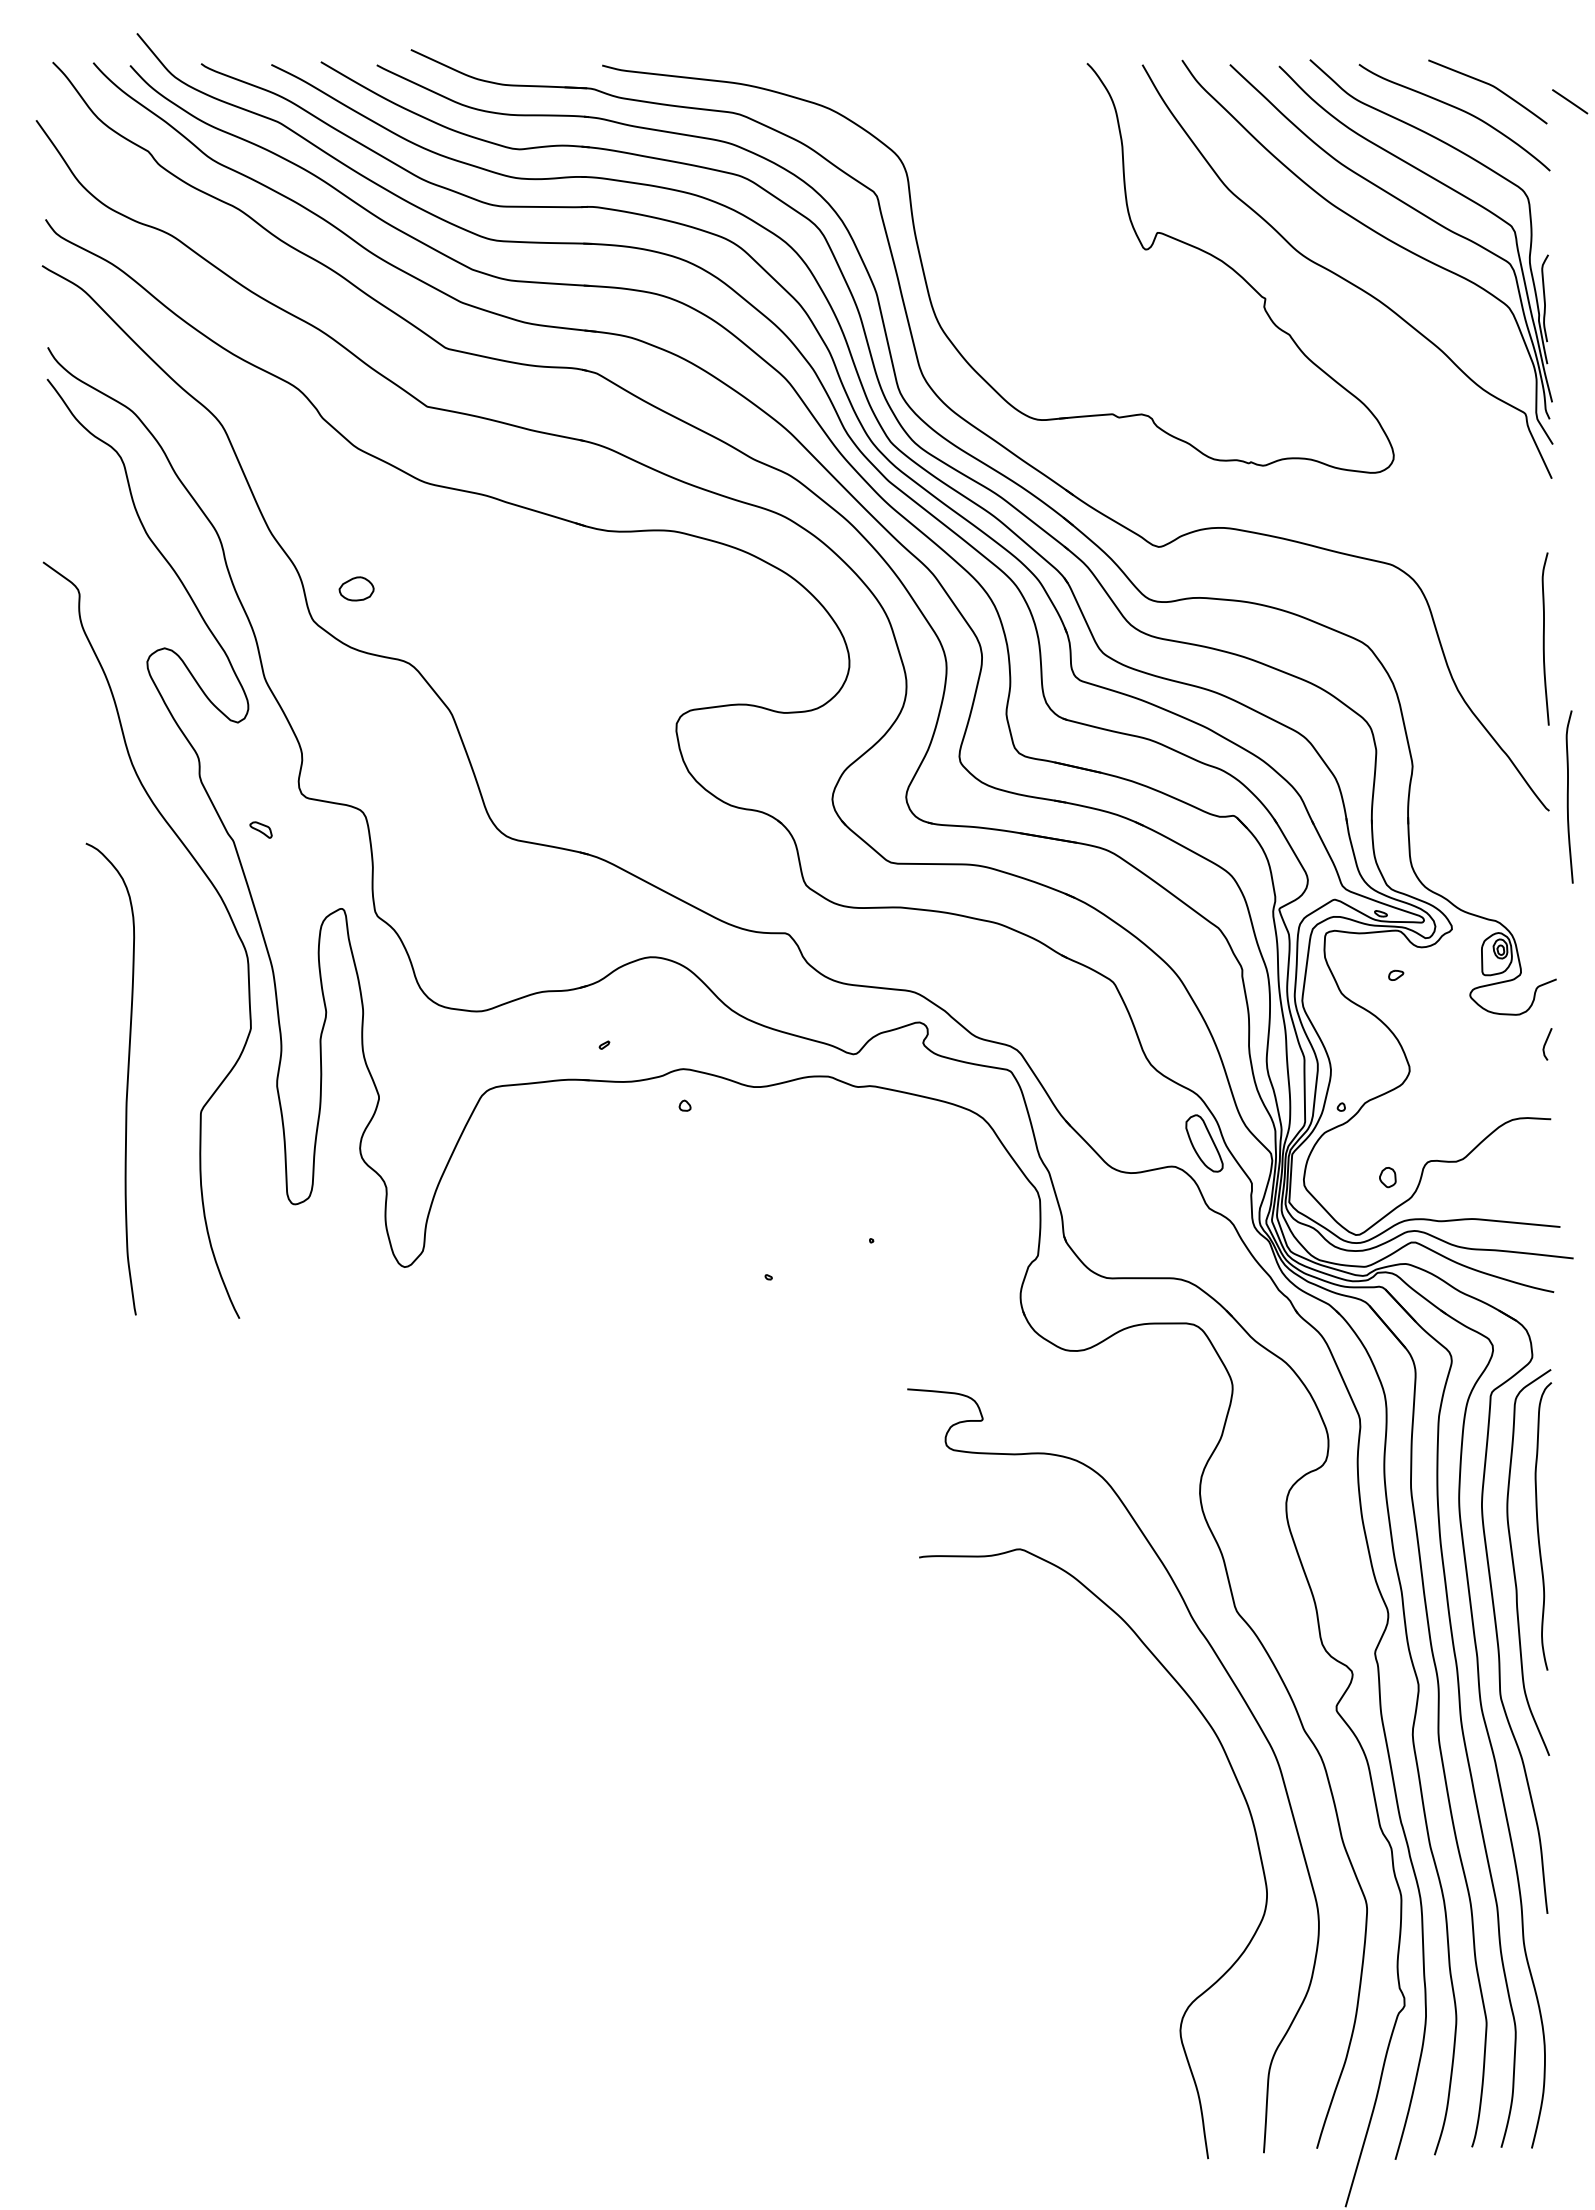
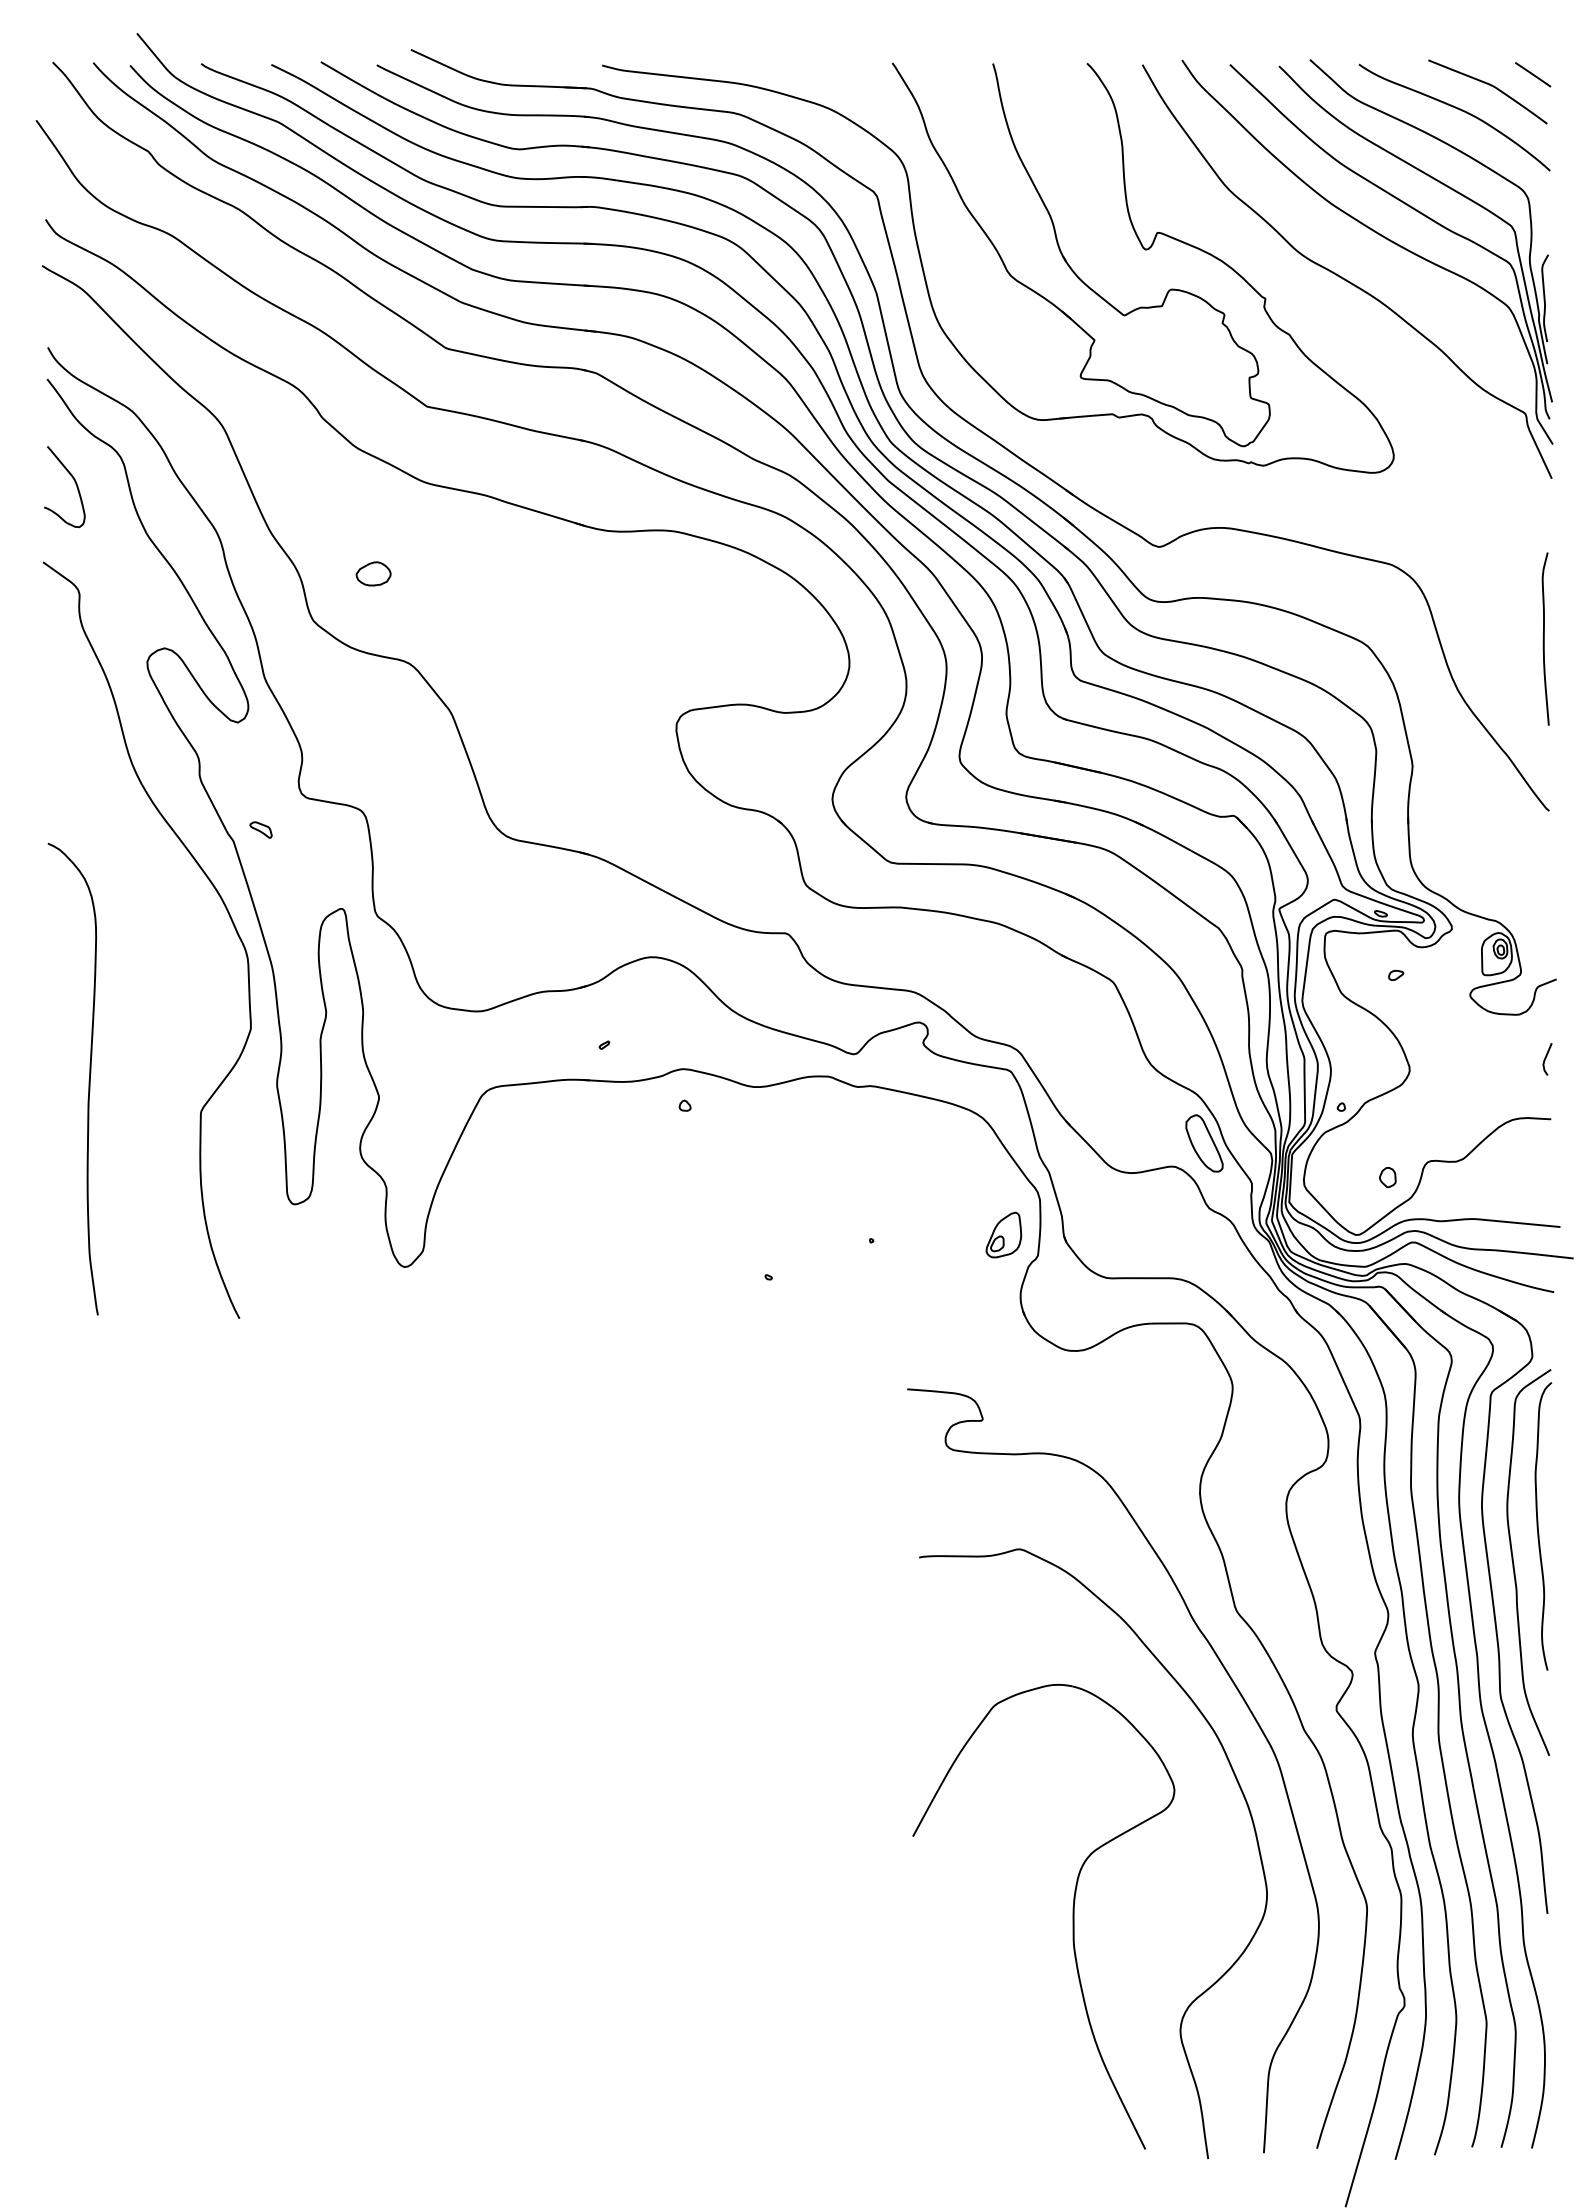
line position: (1570, 101) -> (1533, 74) (1533, 74)
part: none -> present (1067, 261)
curve: none -> present (74, 482)
part position: (356, 588) -> (373, 573) (373, 573)
curve: present -> none (1568, 796)
line position: (1546, 1043) -> (1546, 1058) (1546, 1058)
curve position: (126, 1080) -> (88, 1080) (88, 1080)
part: none -> present (1003, 1234)
part: none -> present (1072, 1916)
